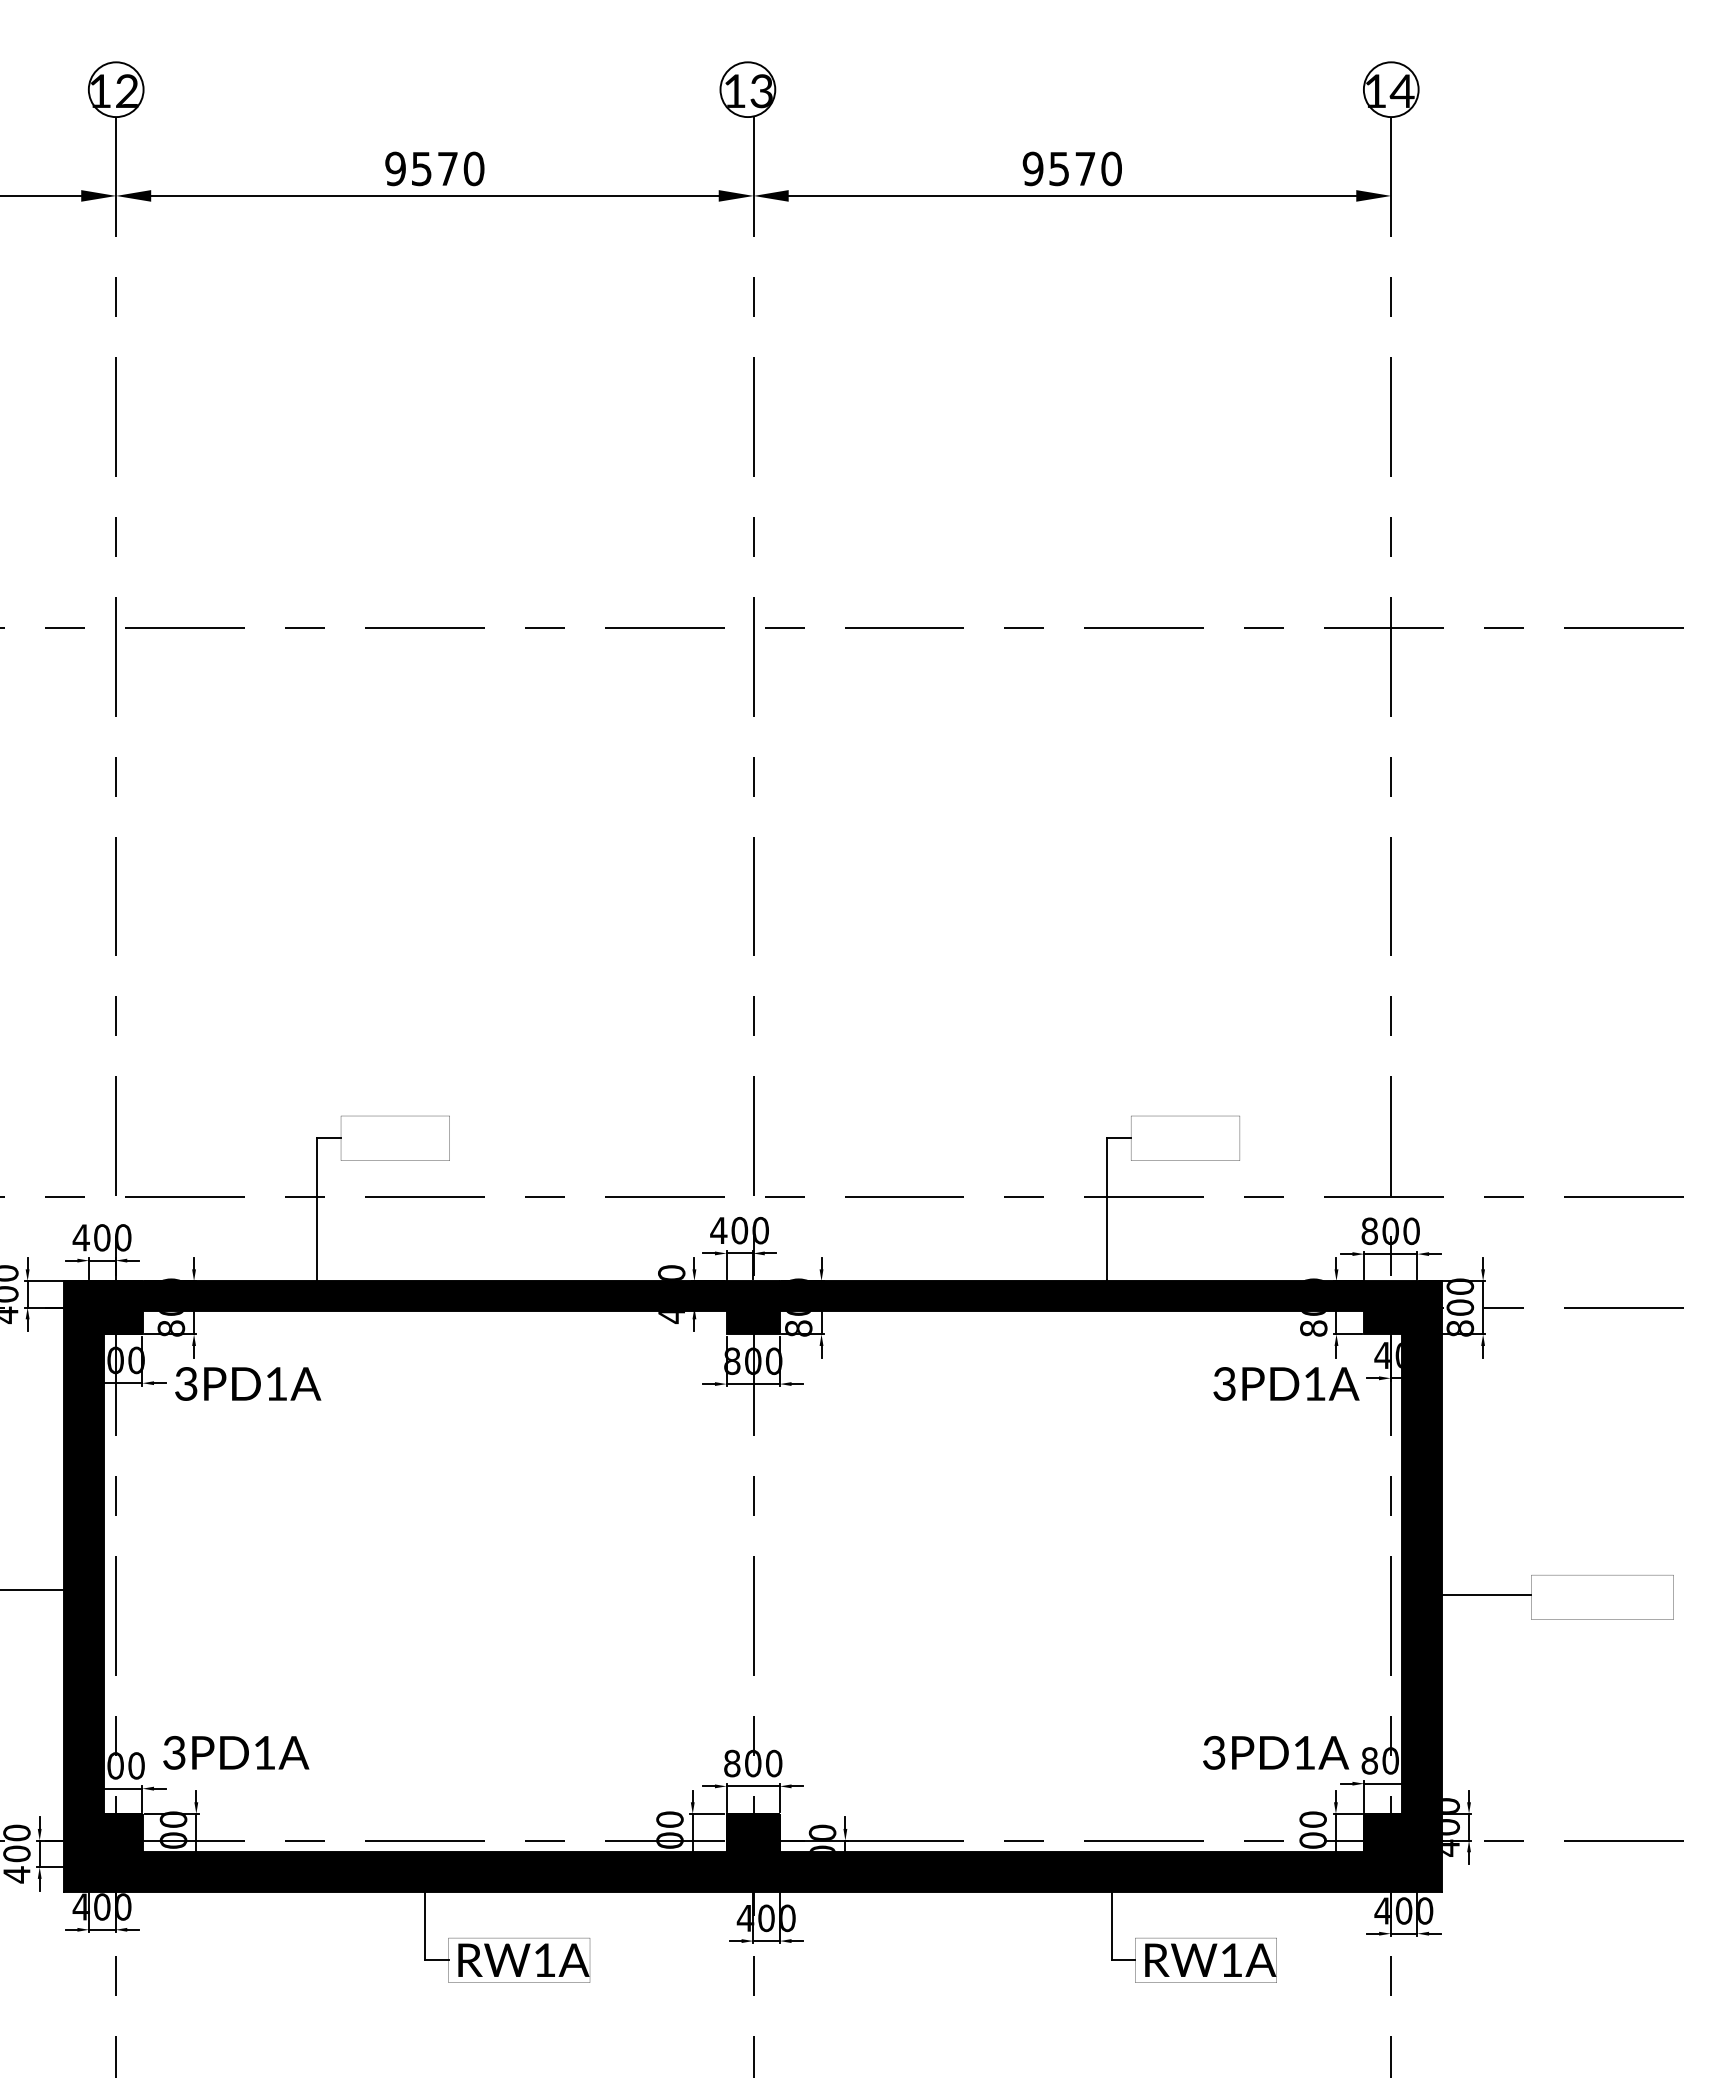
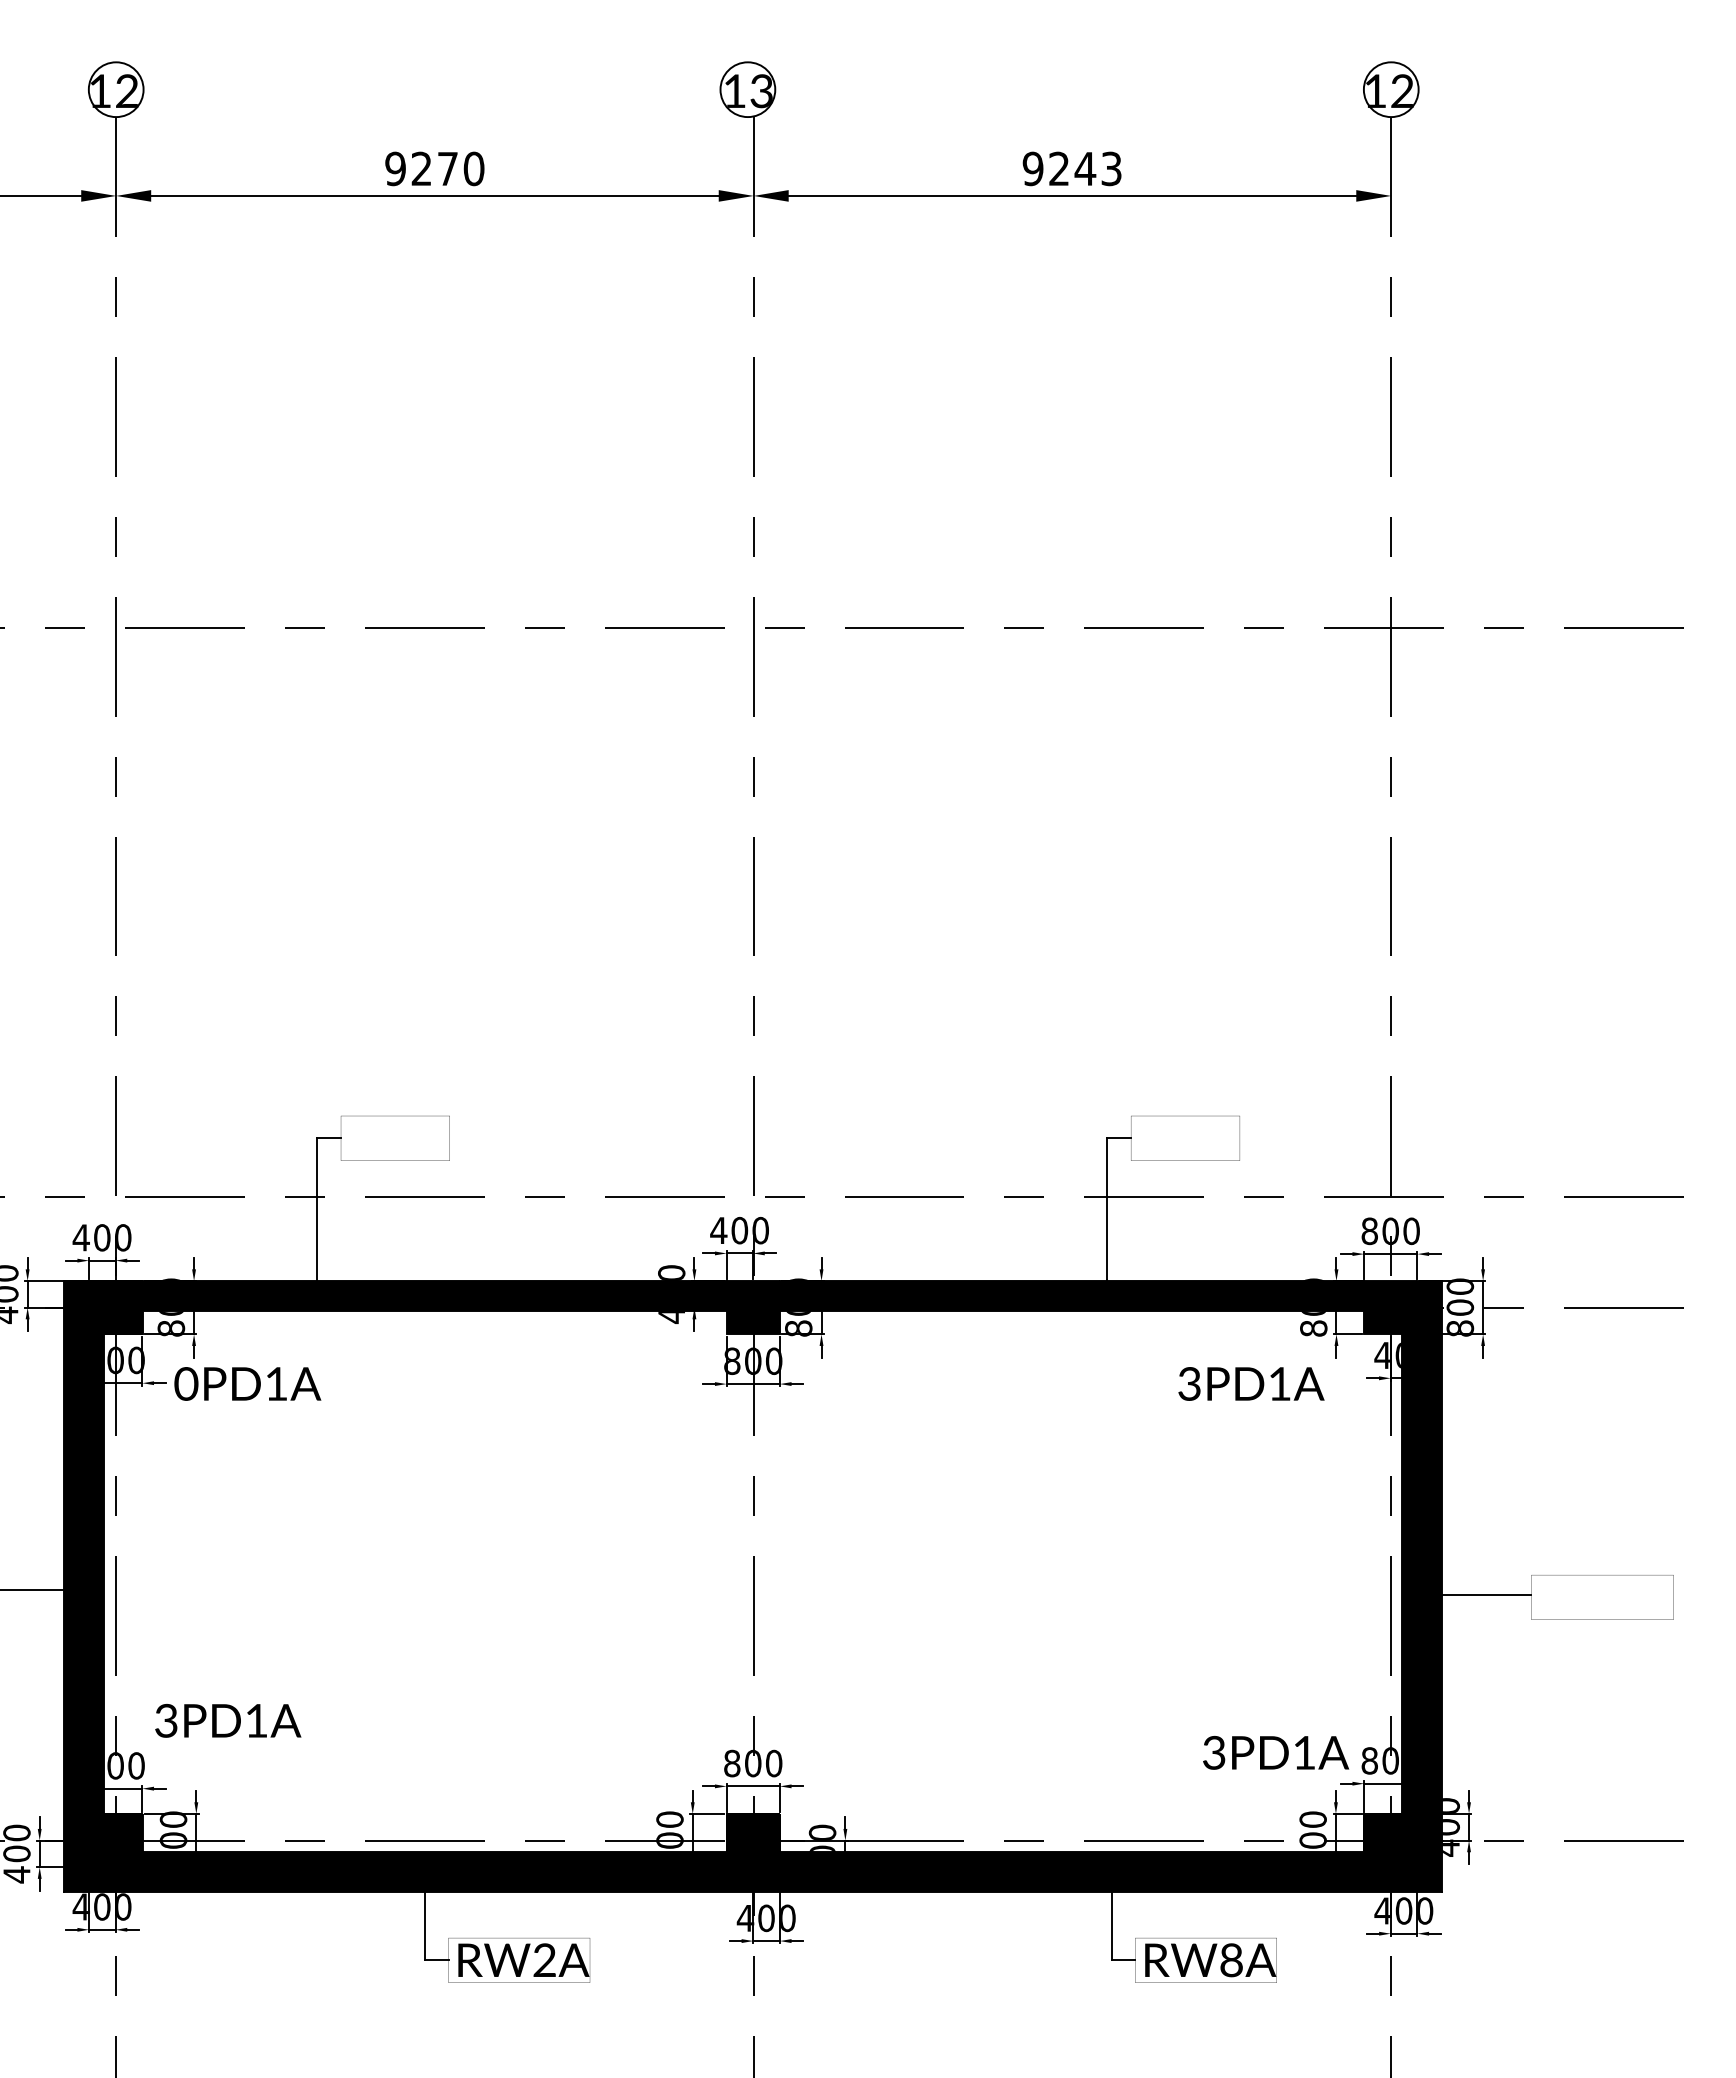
text: 14 -> 12 (1401, 90)
text: 9570 -> 9270 (421, 168)
text: 9570 -> 9243 (1085, 168)
text: 3PD1A -> 0PD1A (186, 1383)
text position: (1286, 1383) -> (1251, 1383) (1251, 1383)
text position: (236, 1752) -> (228, 1720) (228, 1720)
text: RW1A -> RW2A (544, 1959)
text: RW1A -> RW8A (1231, 1960)
